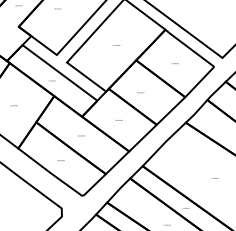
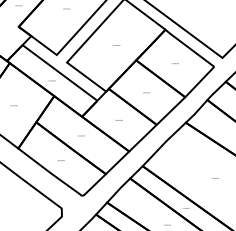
text position: (57, 8) -> (66, 8) (66, 8)
text position: (140, 92) -> (146, 92) (146, 92)
